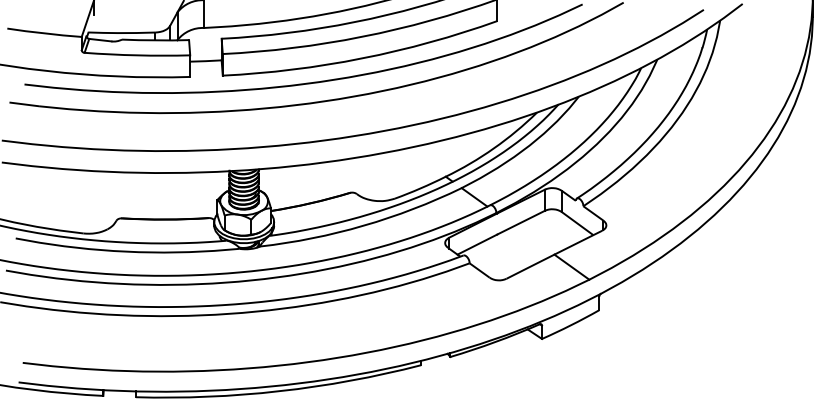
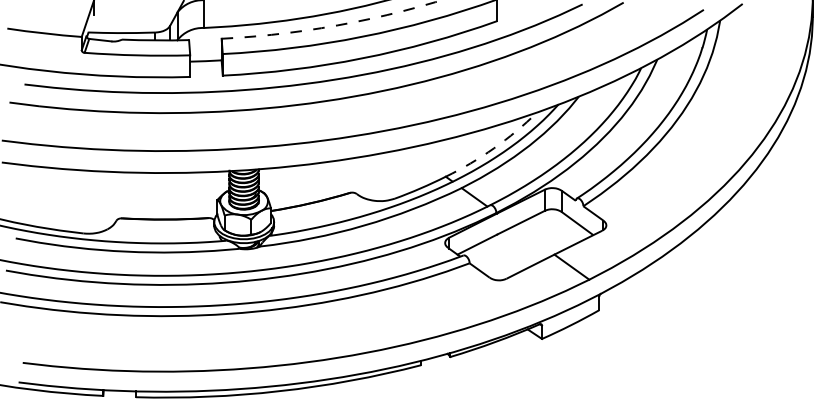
arc: solid -> dashed (333, 26)
arc: solid -> dashed (494, 148)
